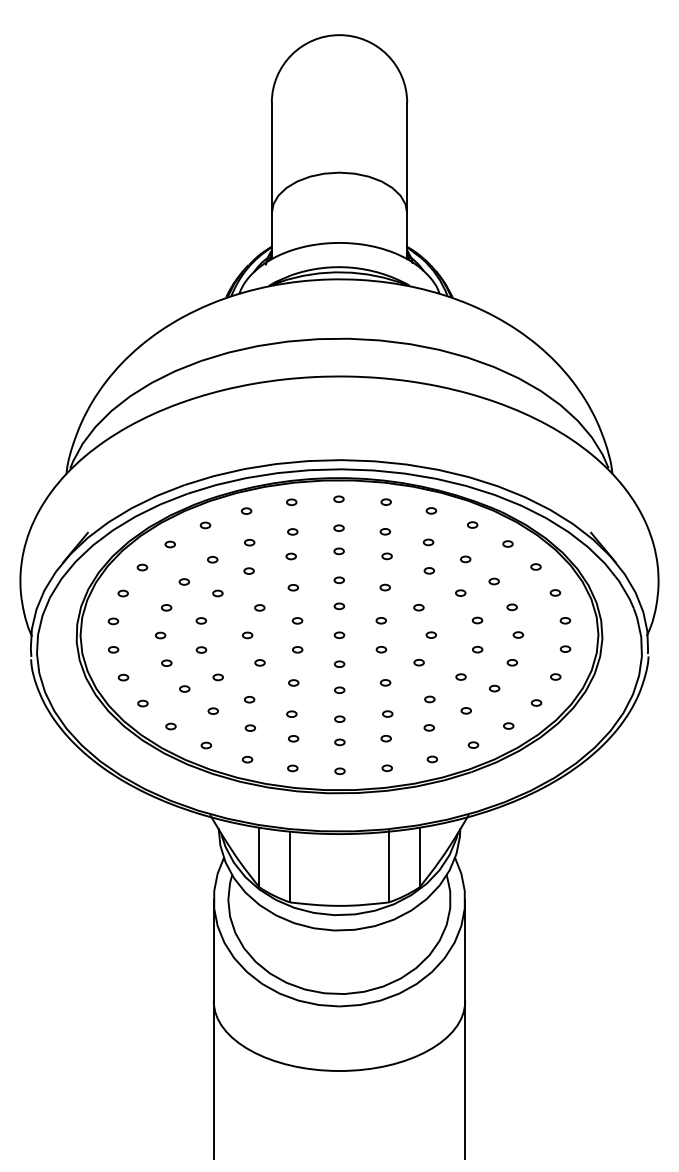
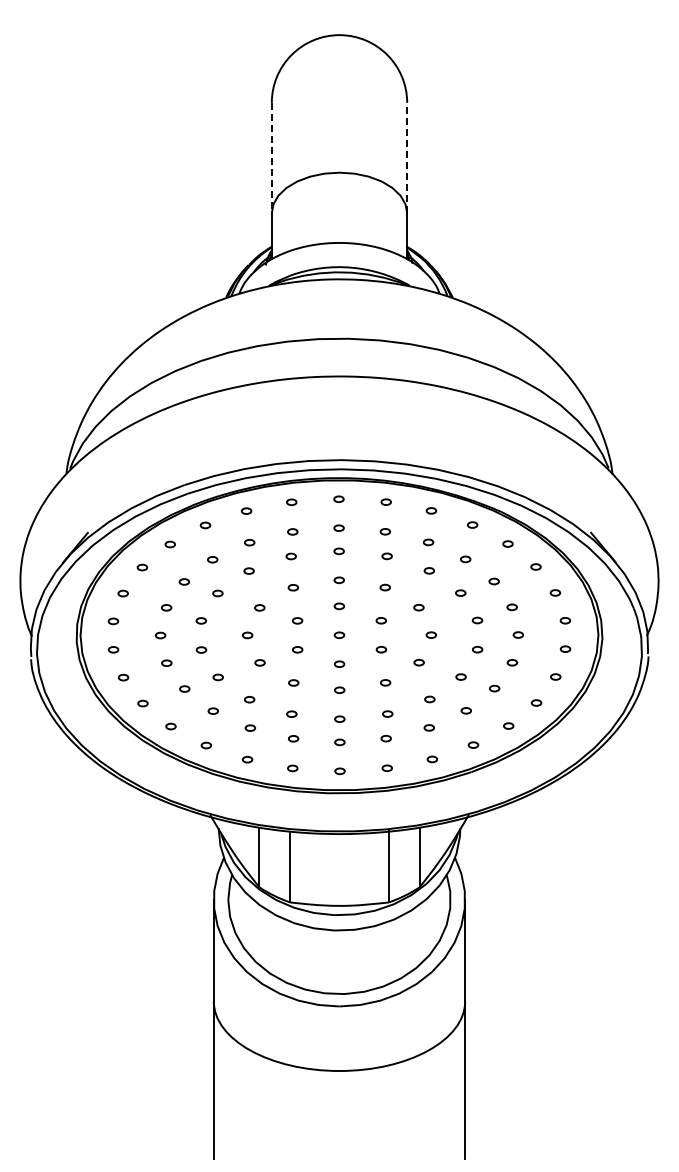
line: solid -> dashed (407, 157)
line: solid -> dashed (271, 158)
